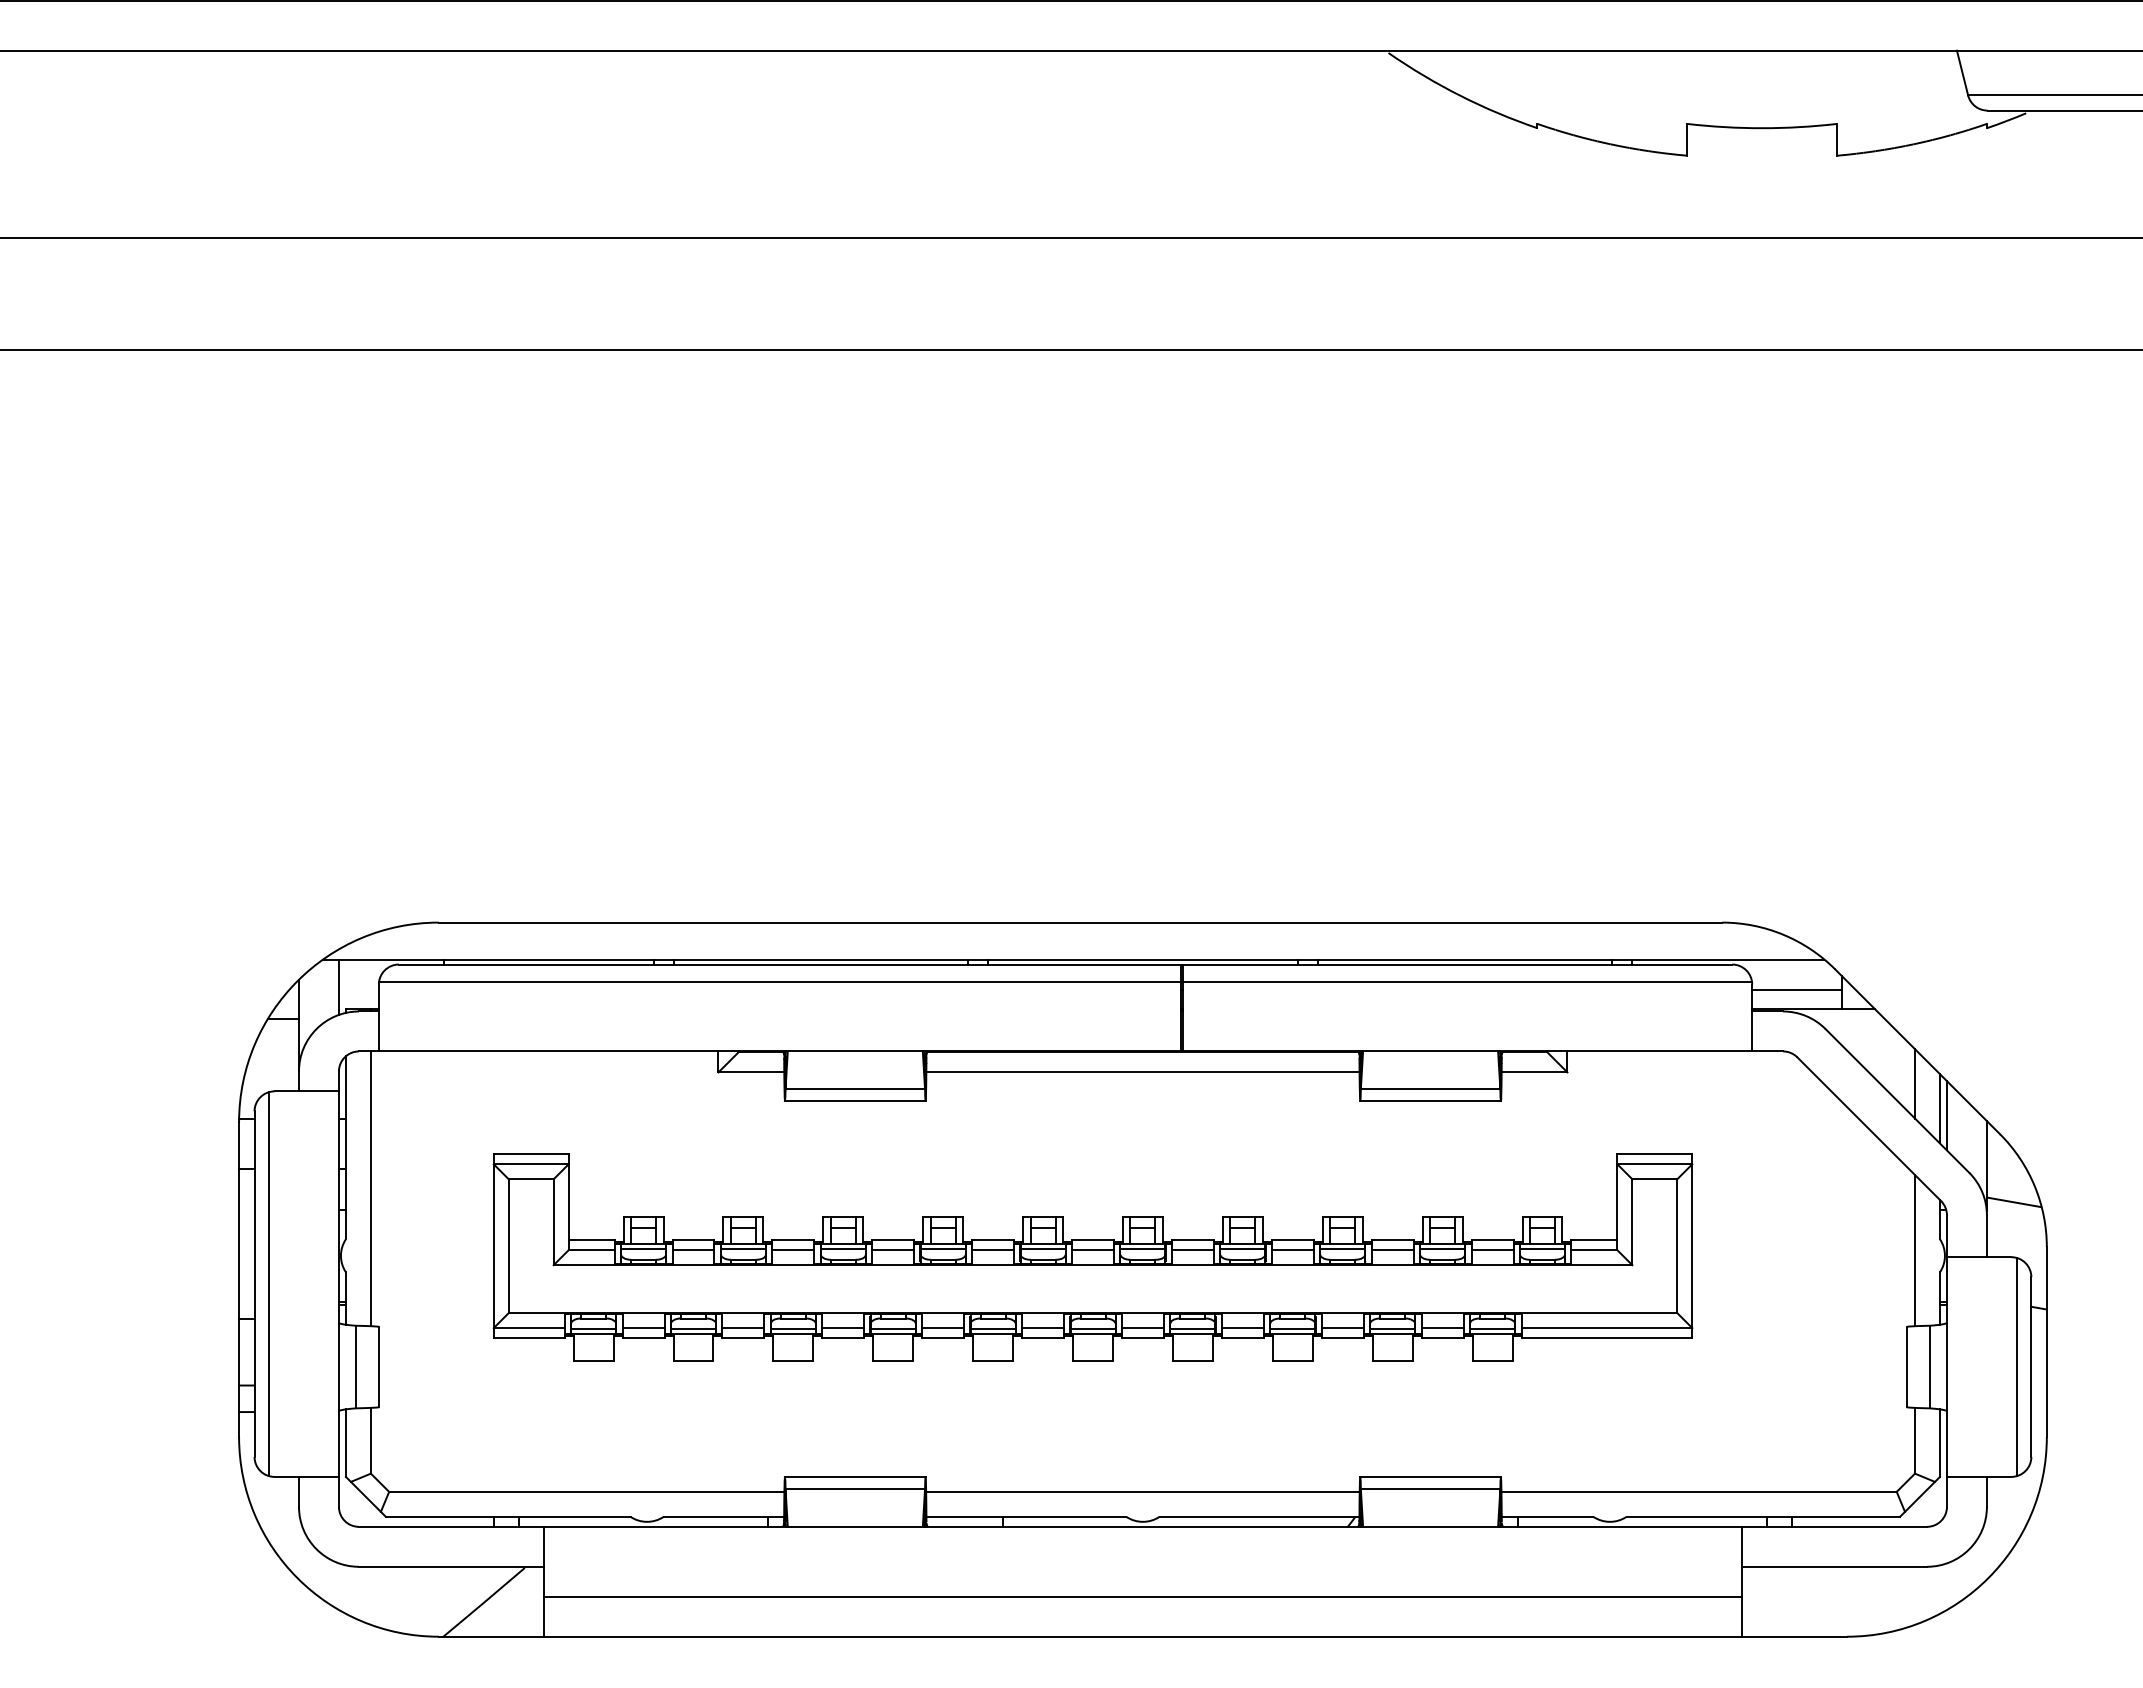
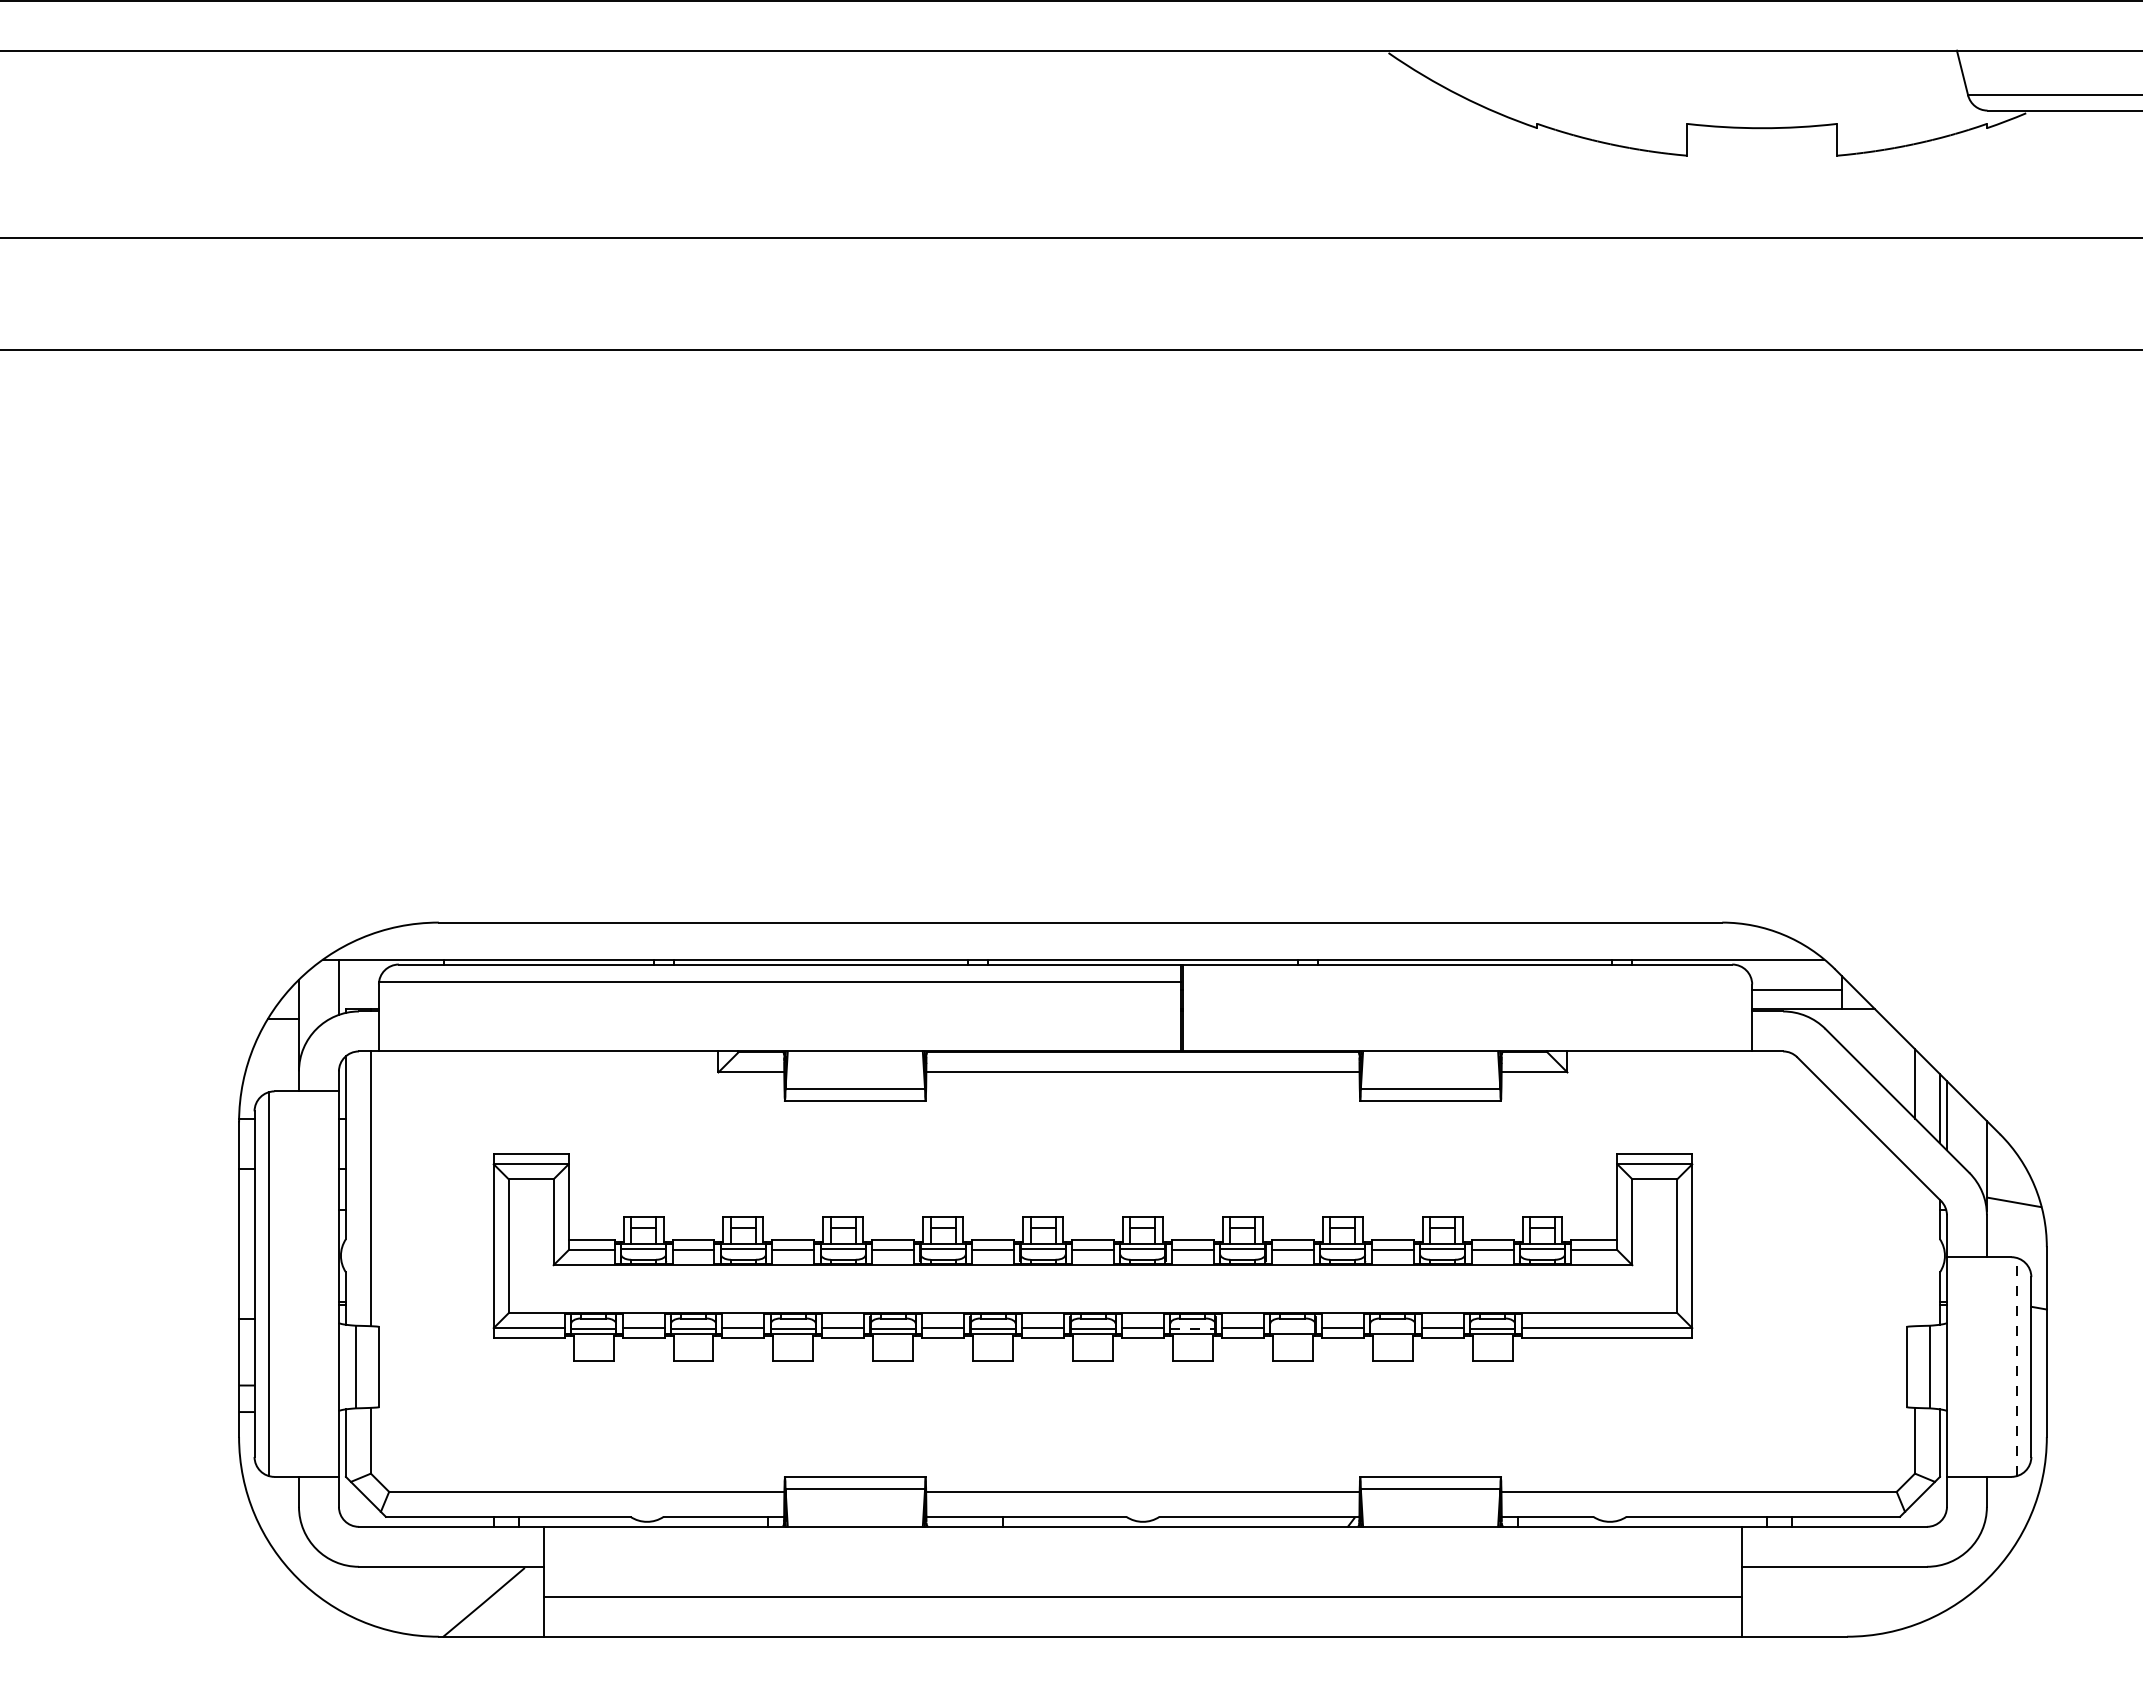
line: present -> none (1466, 981)
line: present -> none (1915, 1250)
line: solid -> dashed (1193, 1328)
line: present -> none (1292, 1328)
line: present -> none (1392, 1328)
line: solid -> dashed (2016, 1366)
